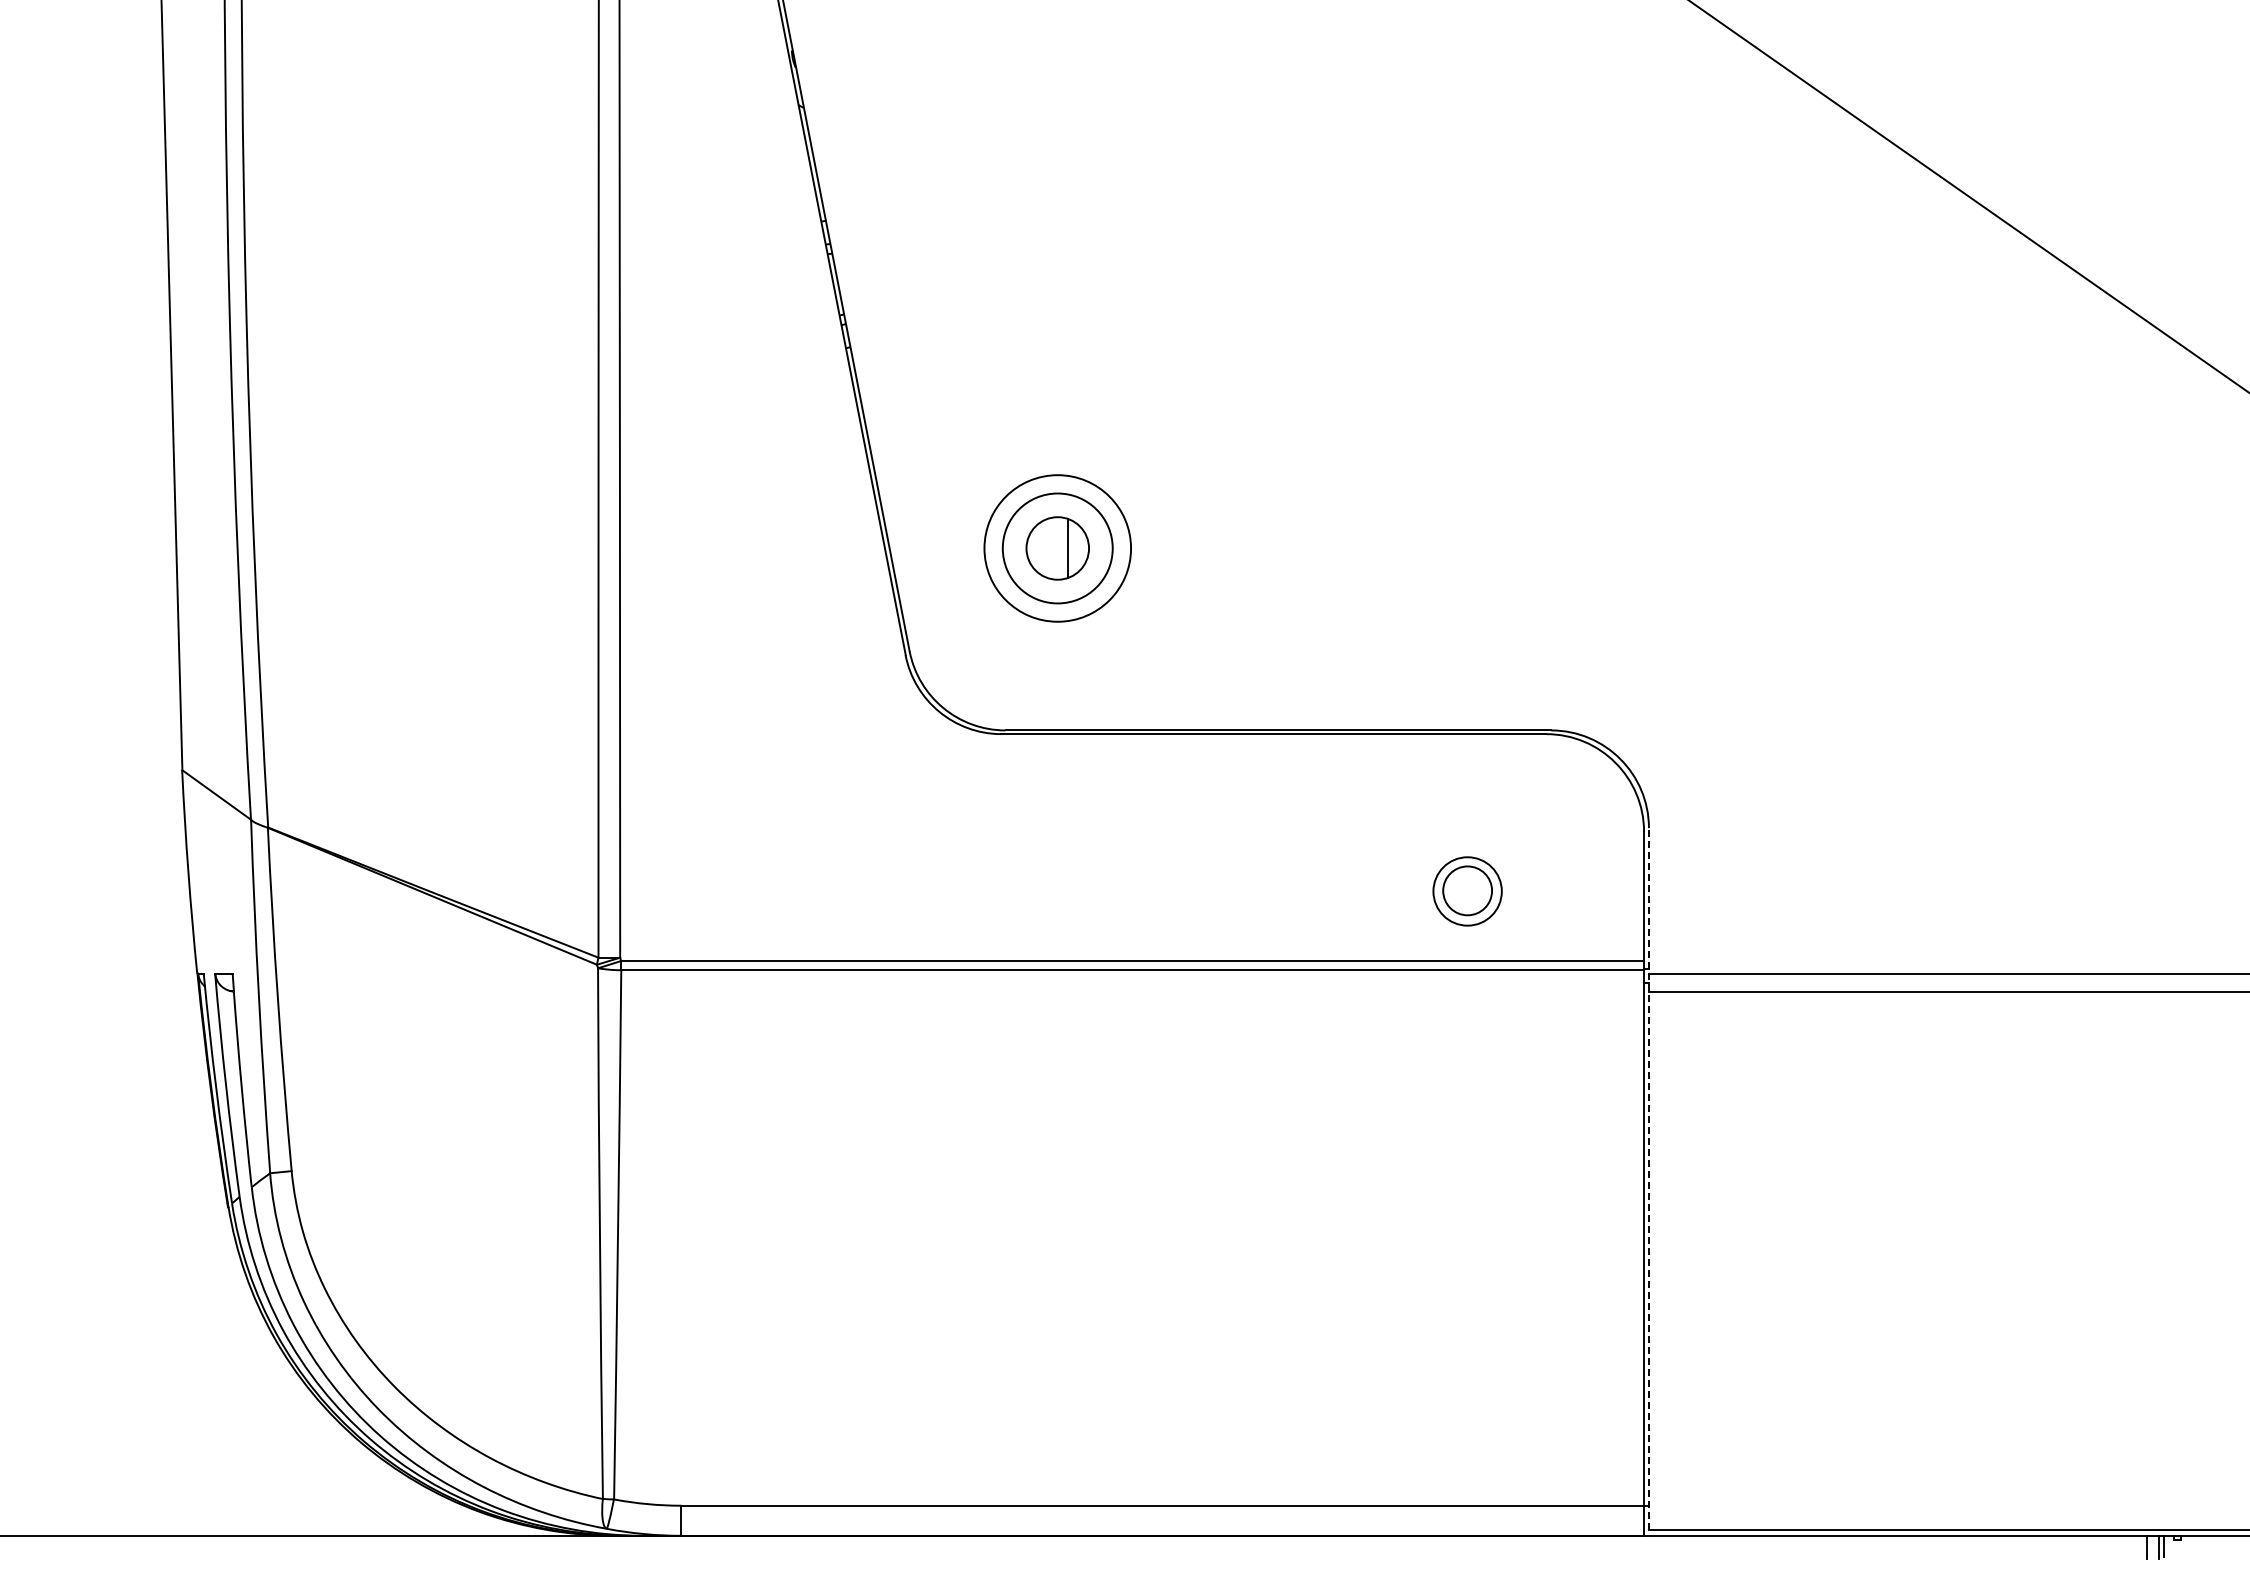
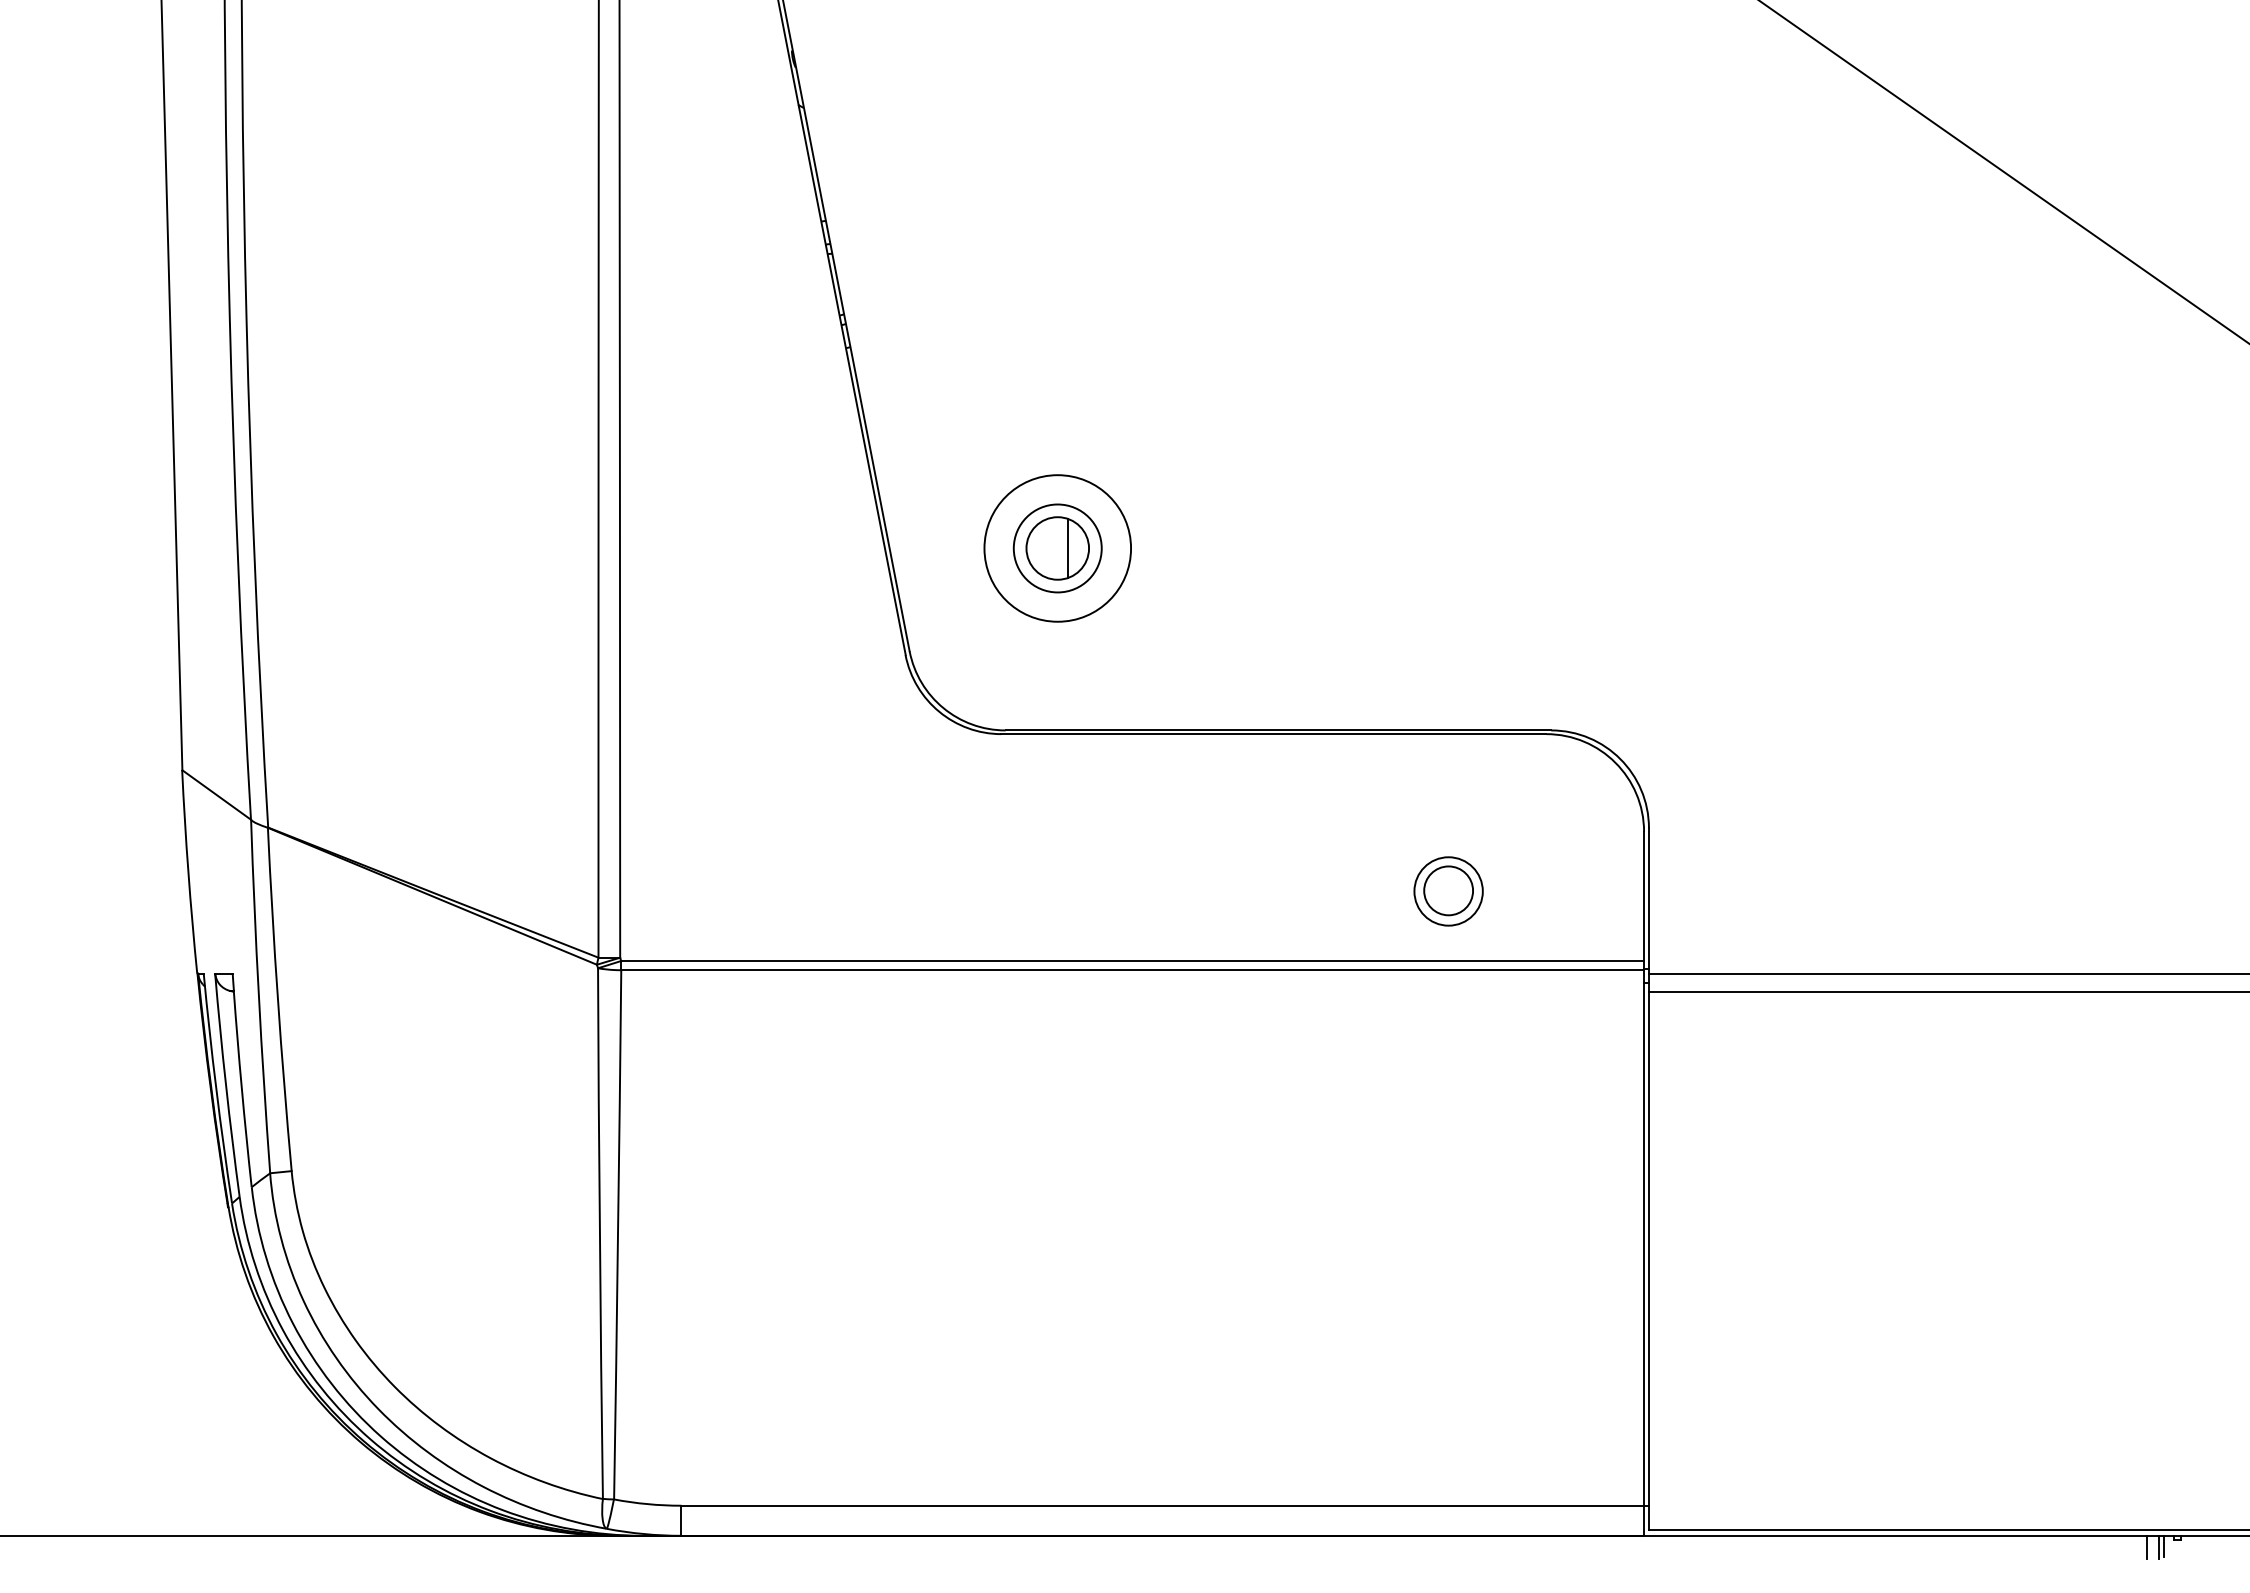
line position: (1968, 196) -> (2003, 171) (2003, 171)
circle diameter: 110 px -> 88 px (1057, 548)
part position: (1467, 891) -> (1448, 891) (1448, 891)
line: dashed -> solid (1648, 1178)
